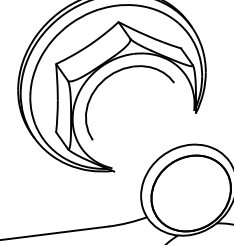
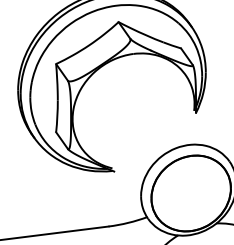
part: present -> none (112, 75)
